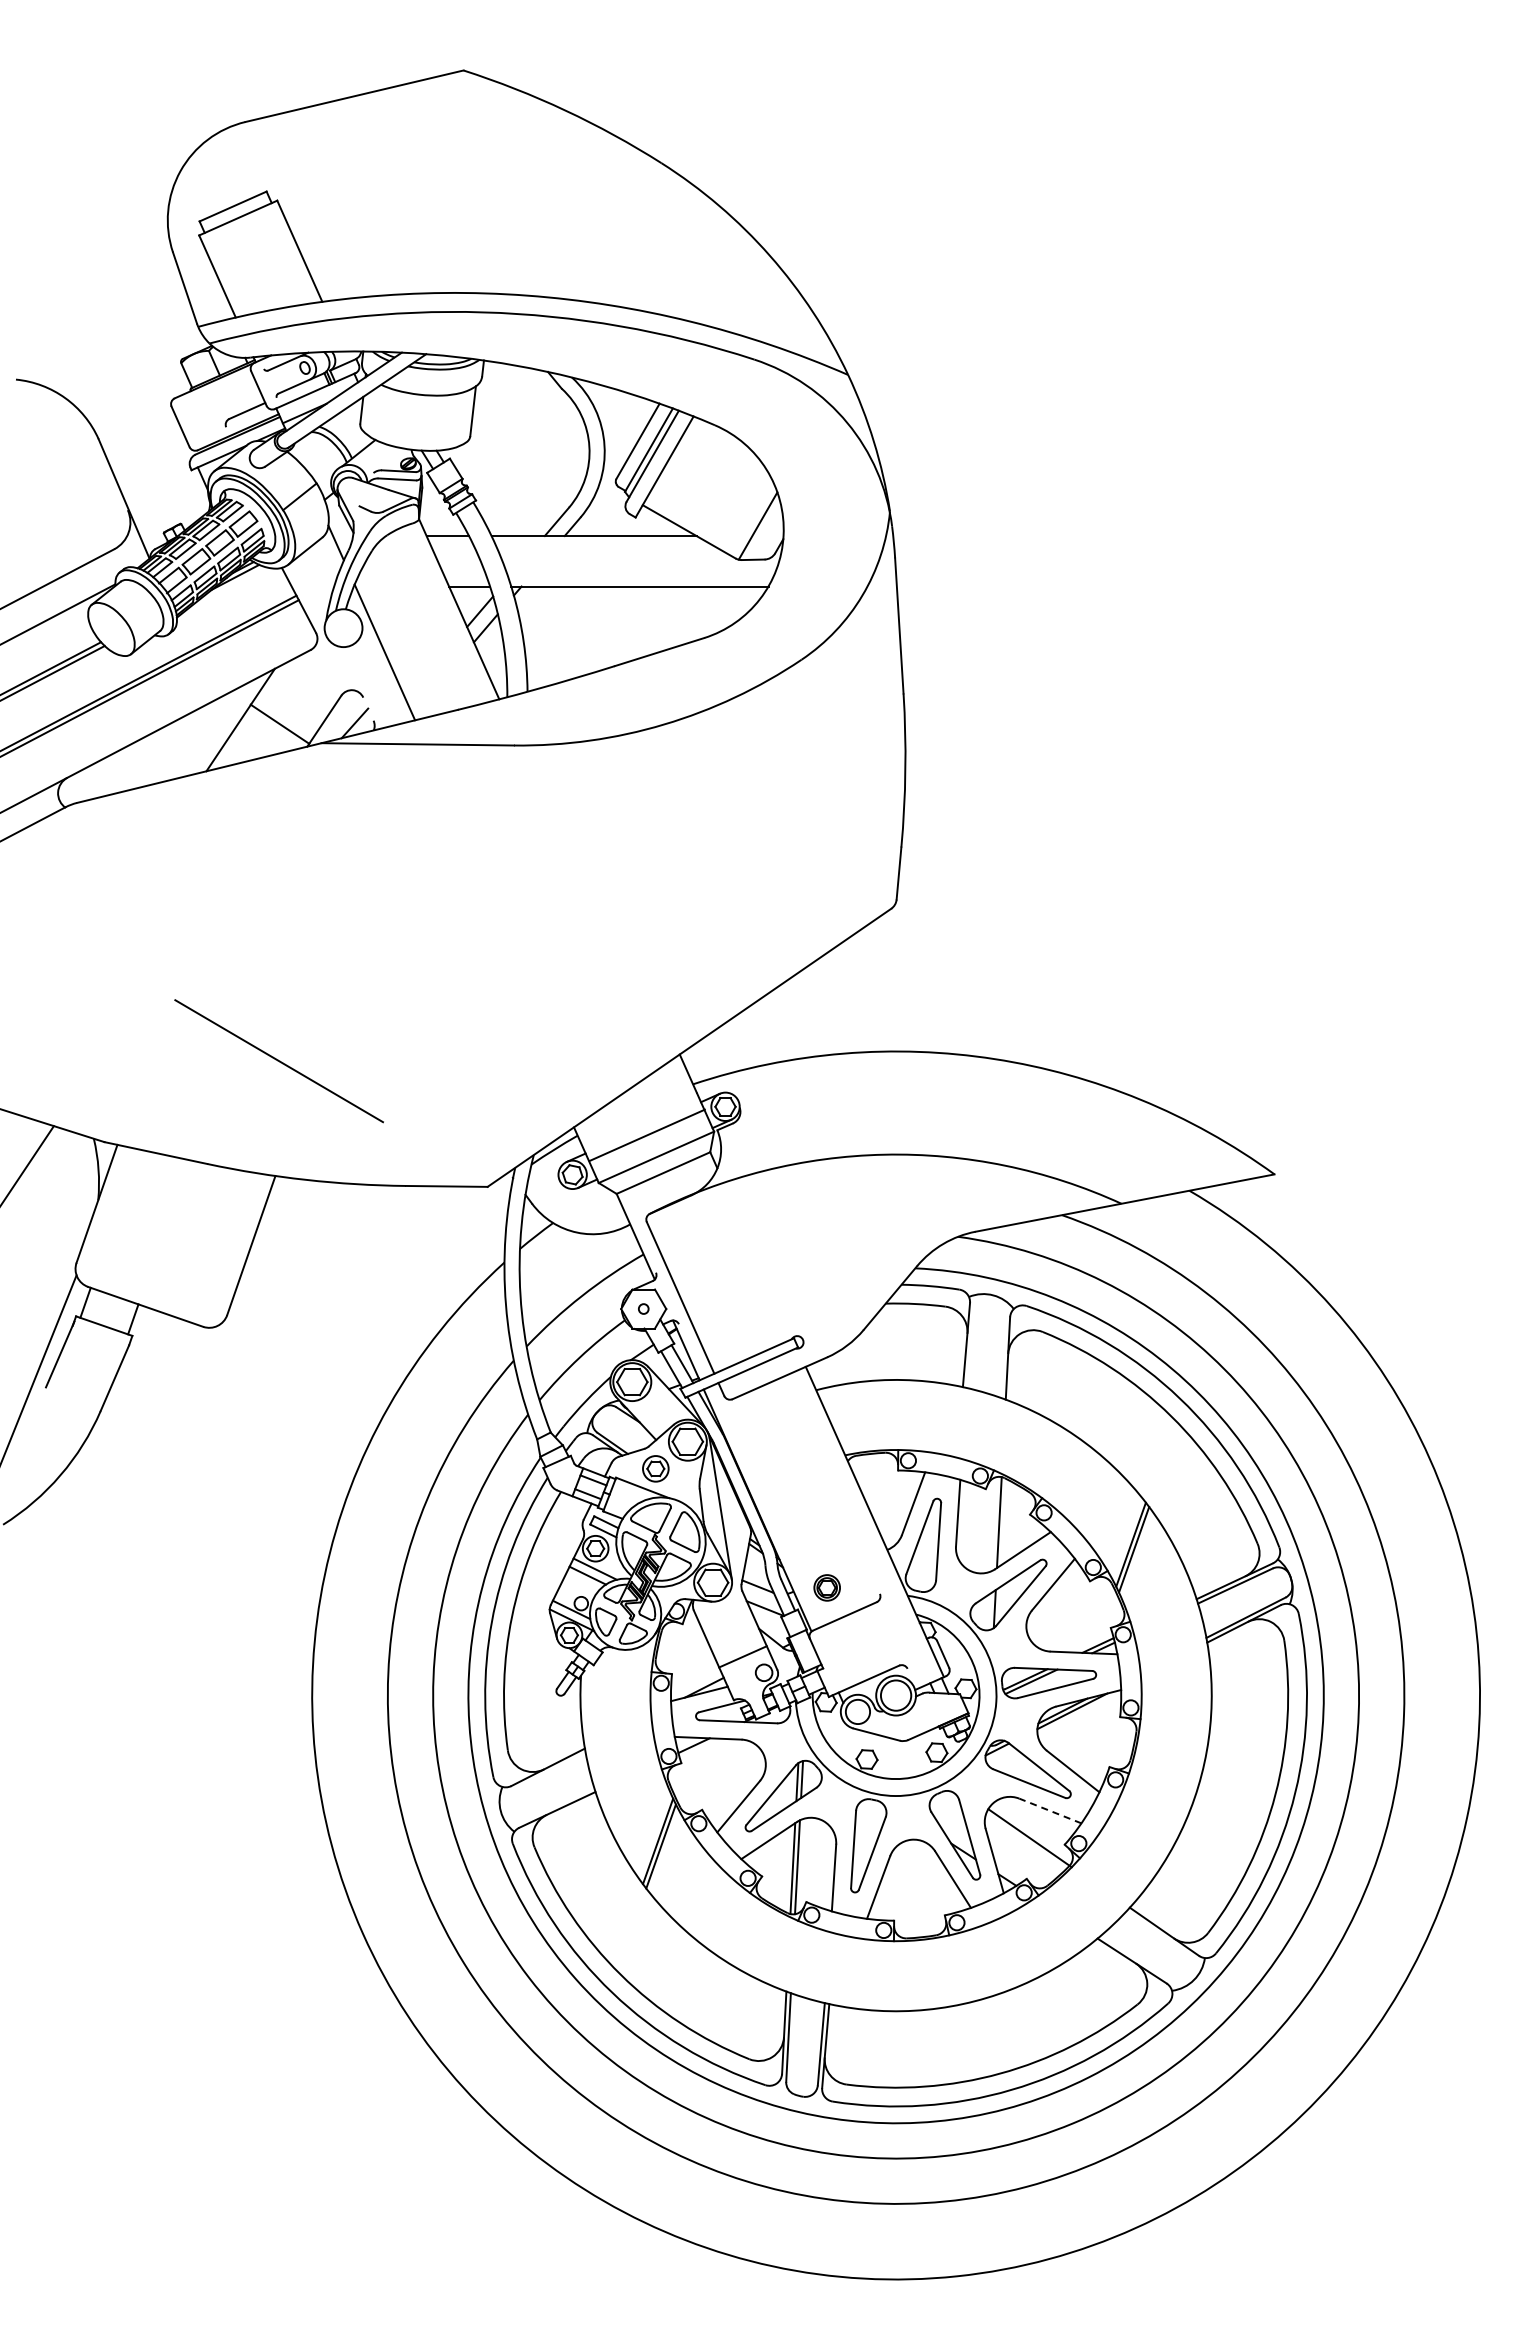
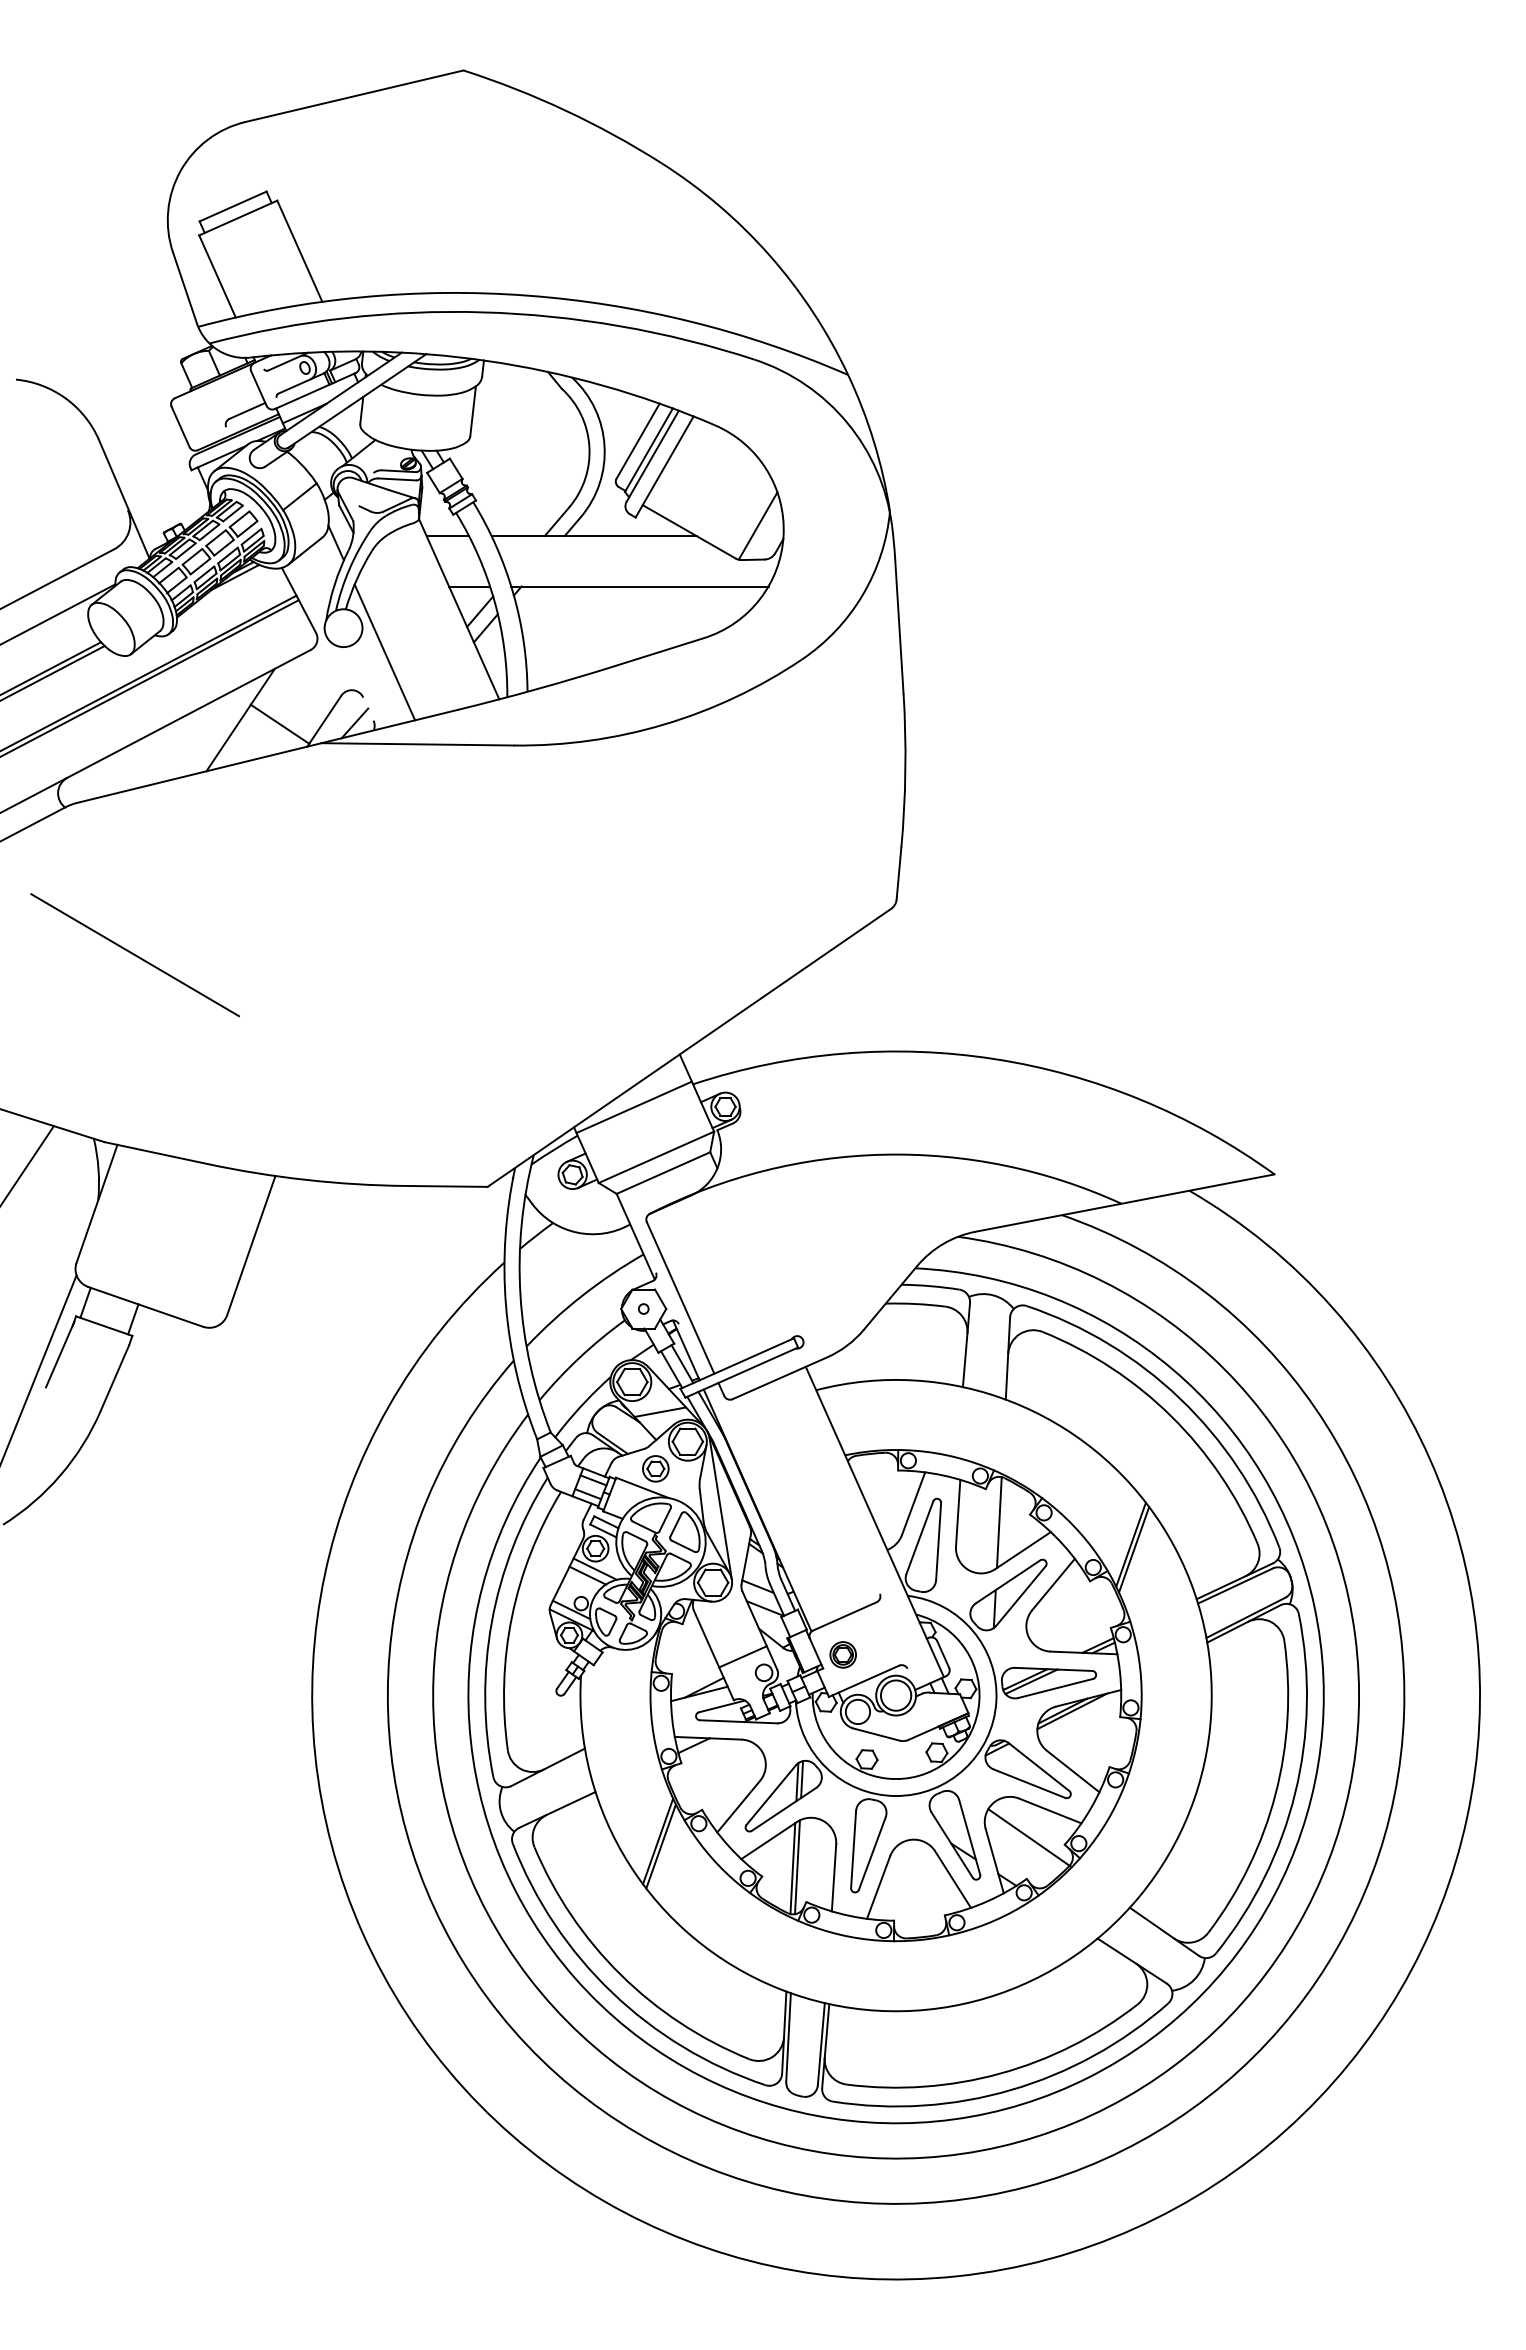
line position: (278, 1061) -> (134, 955) (134, 955)
line position: (646, 1135) -> (633, 1107) (633, 1107)
line: none -> present (660, 1411)
part position: (826, 1587) -> (842, 1654) (842, 1654)
line: dashed -> solid (1049, 1810)
